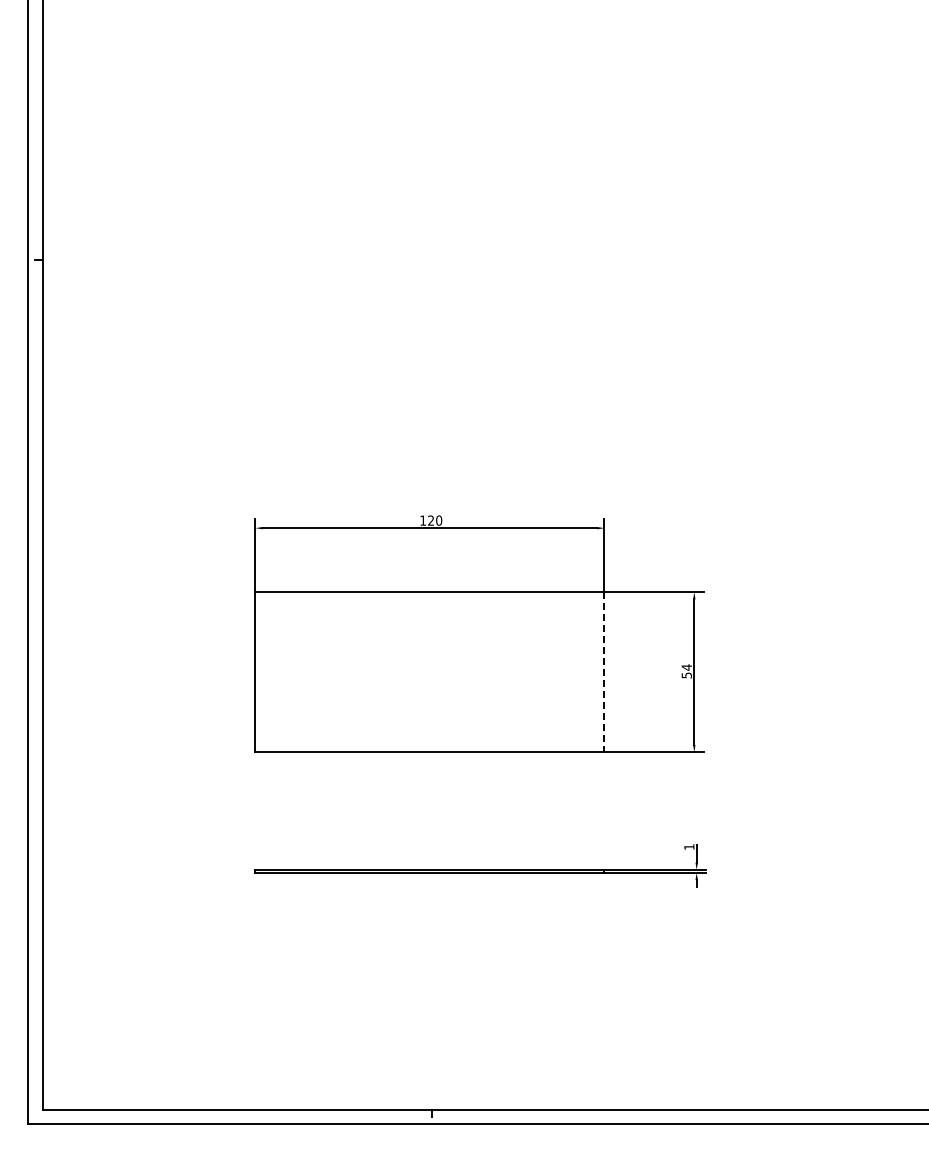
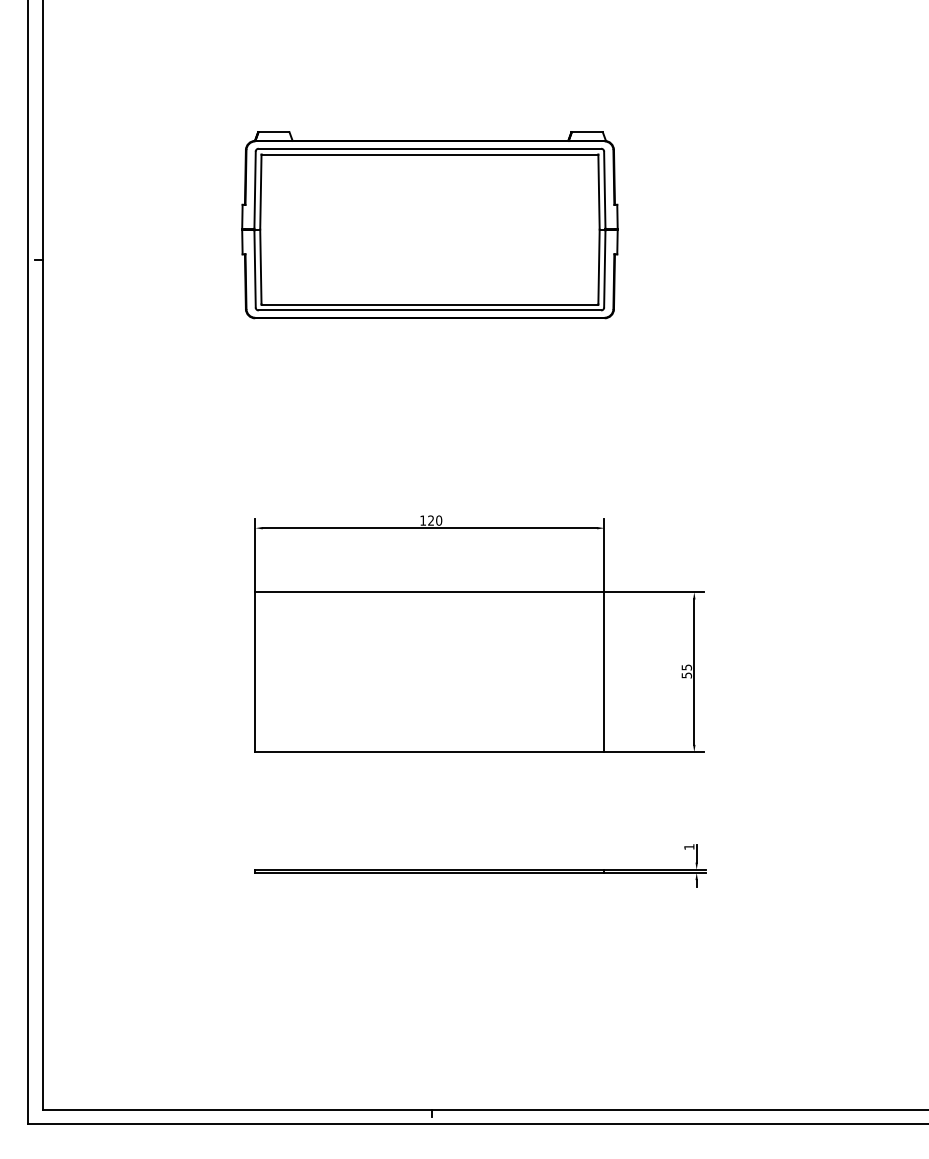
part: none -> present (429, 225)
text: 54 -> 55 (686, 667)
line: dashed -> solid (604, 672)
